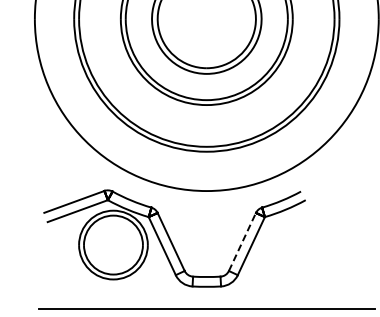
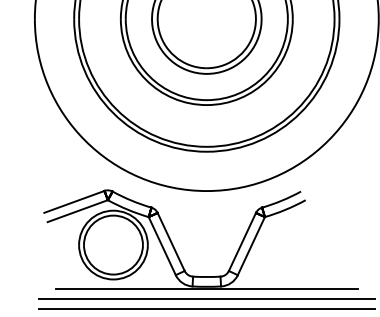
line: dashed -> solid (242, 241)
line: none -> present (206, 289)
line: none -> present (206, 299)
